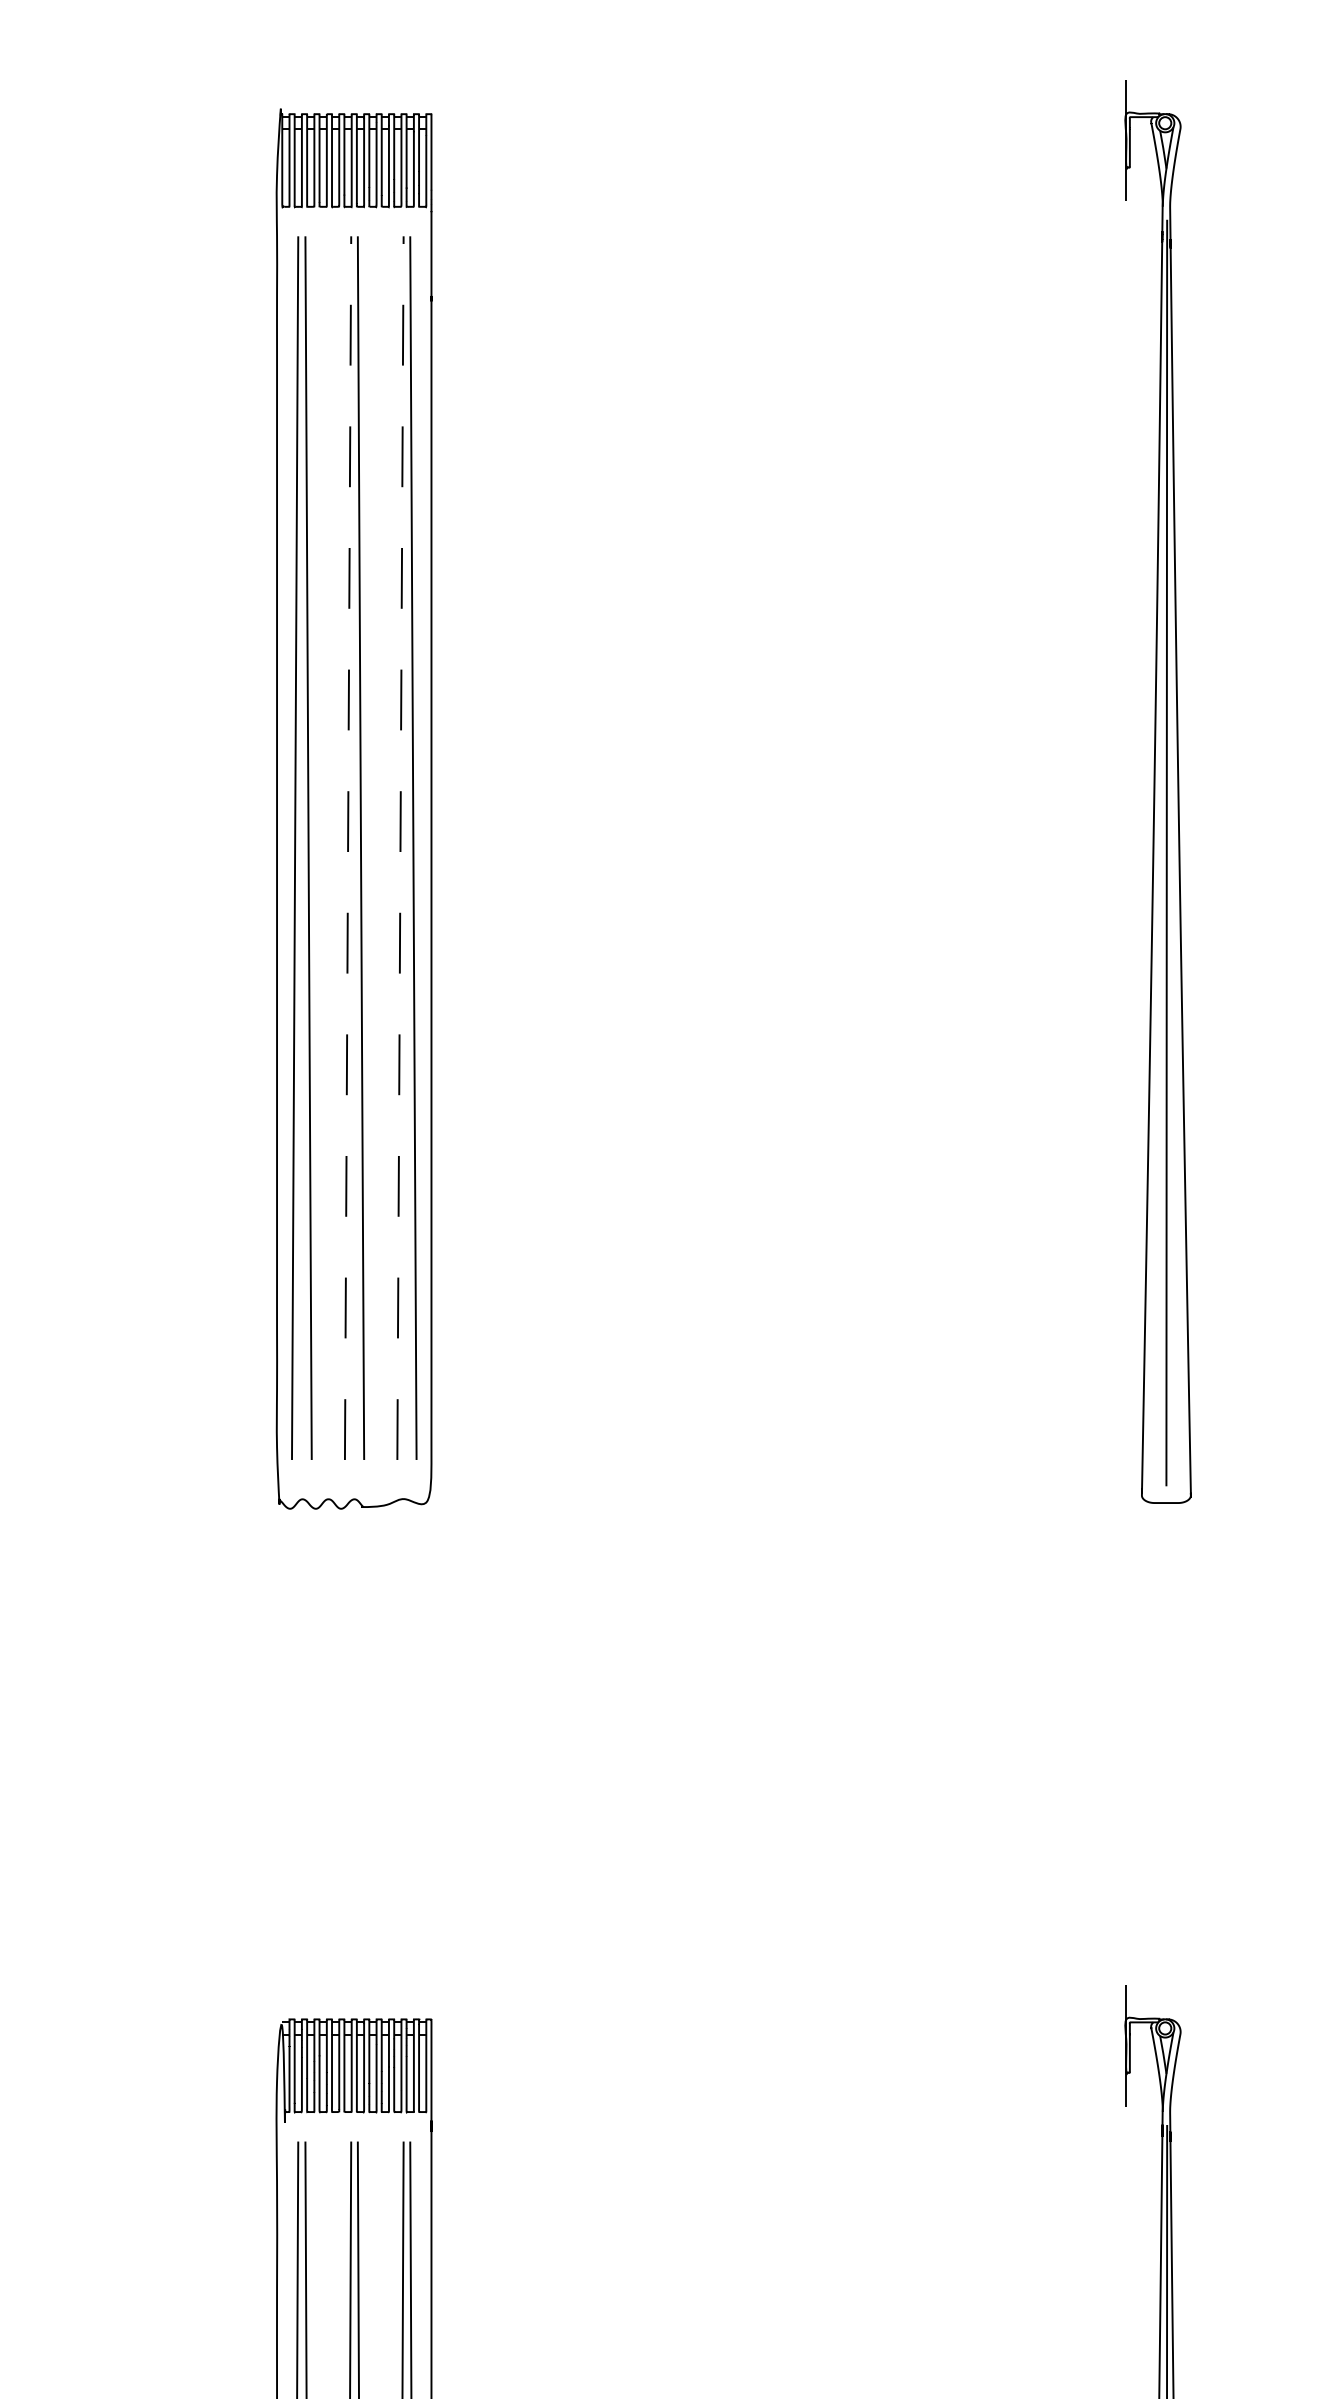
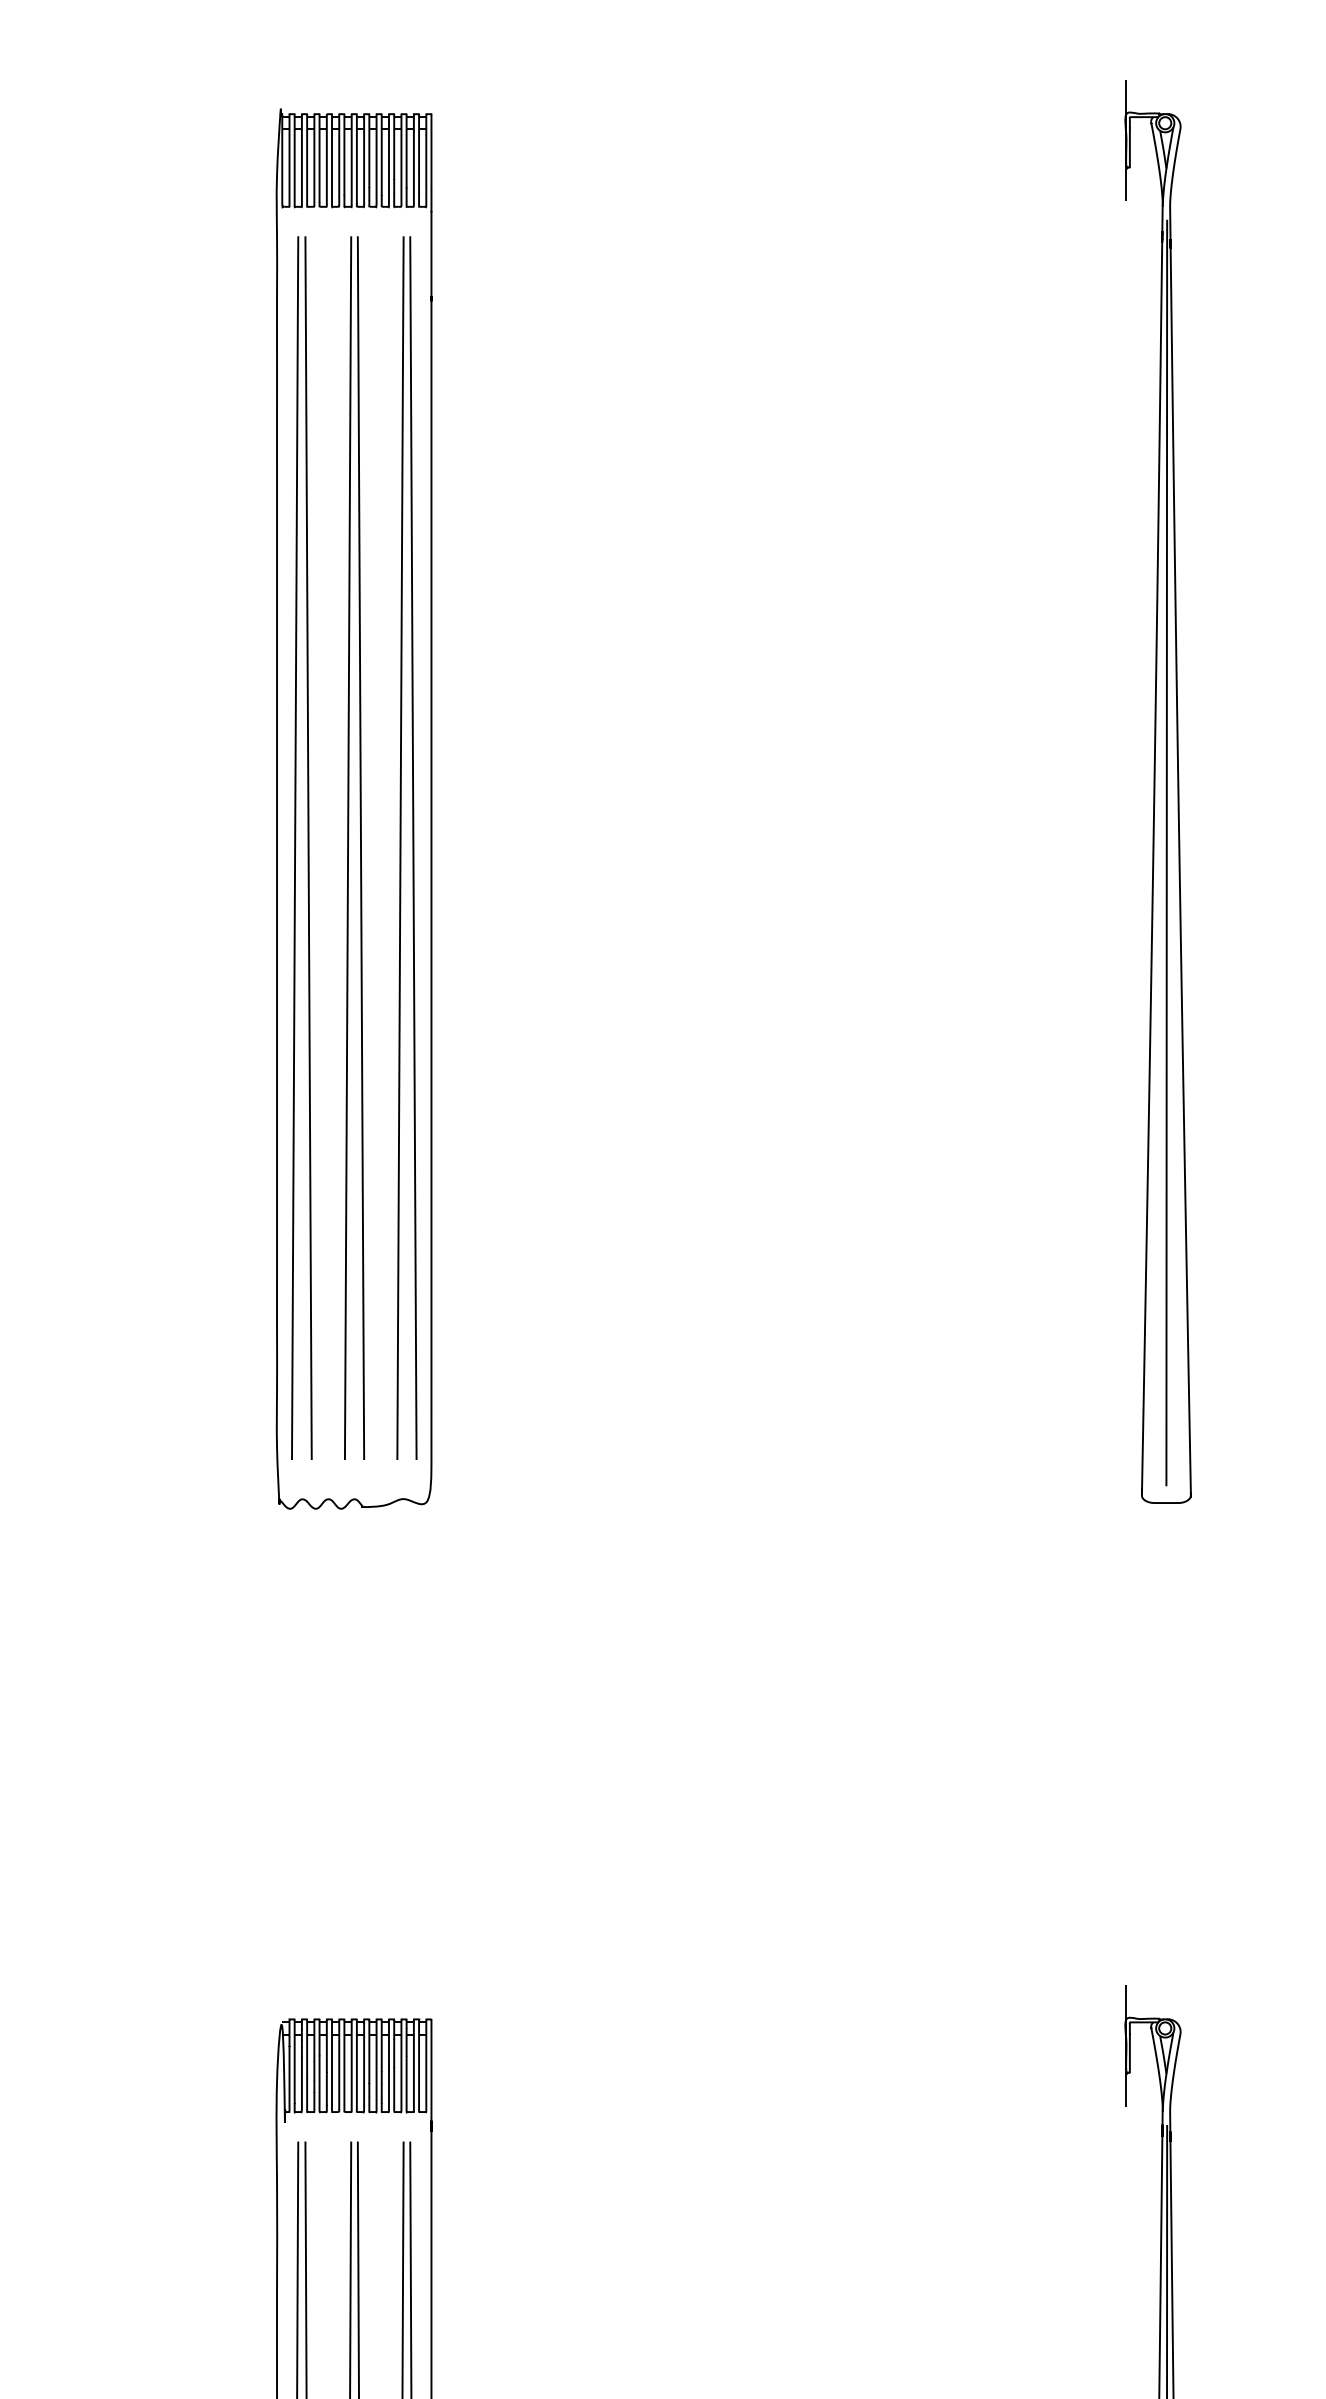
line: dashed -> solid (348, 848)
line: dashed -> solid (400, 848)
